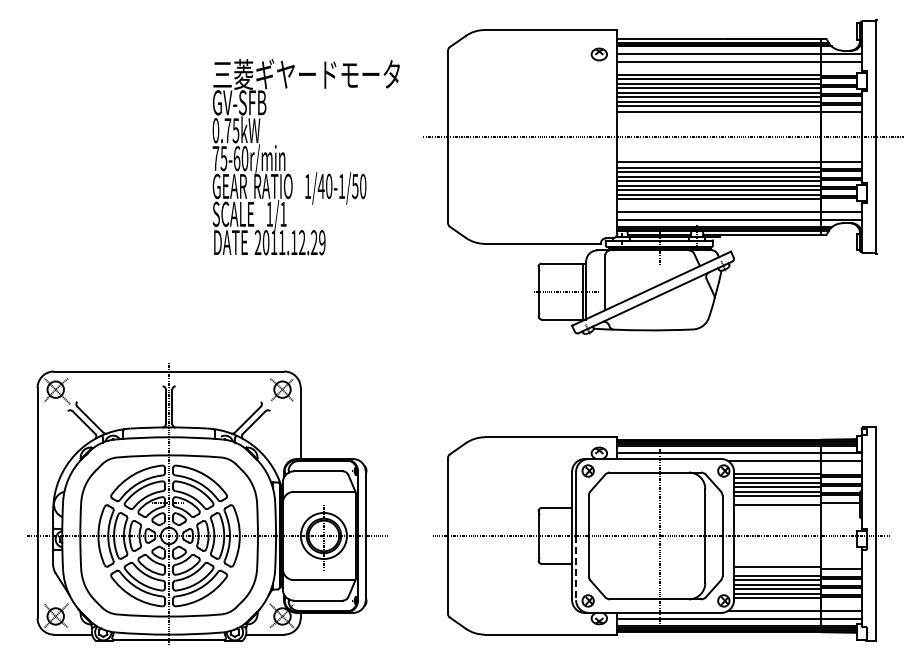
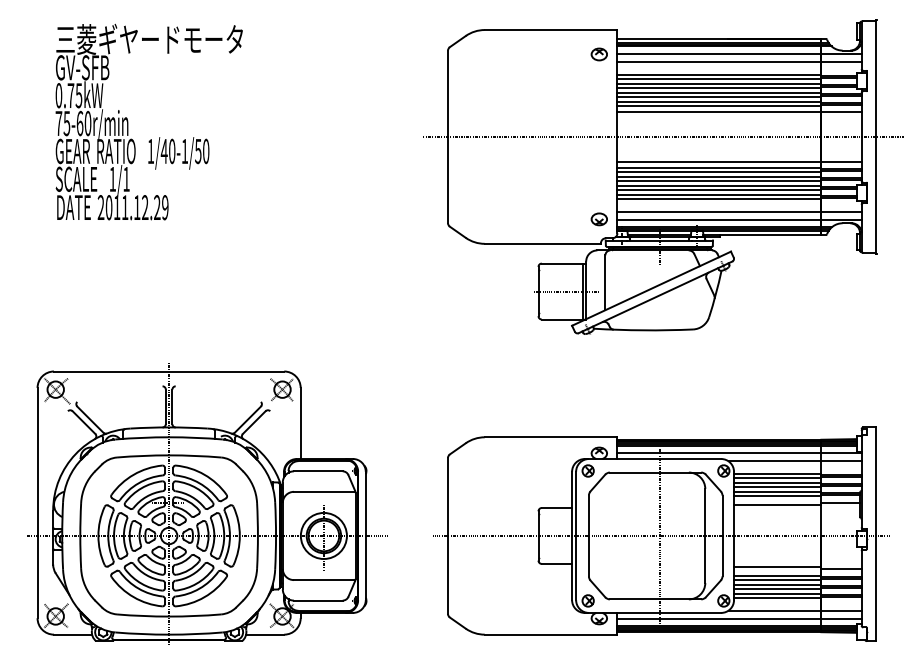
text position: (305, 156) -> (148, 121) (148, 121)
part: none -> present (598, 219)
line: dashed -> solid (576, 568)
